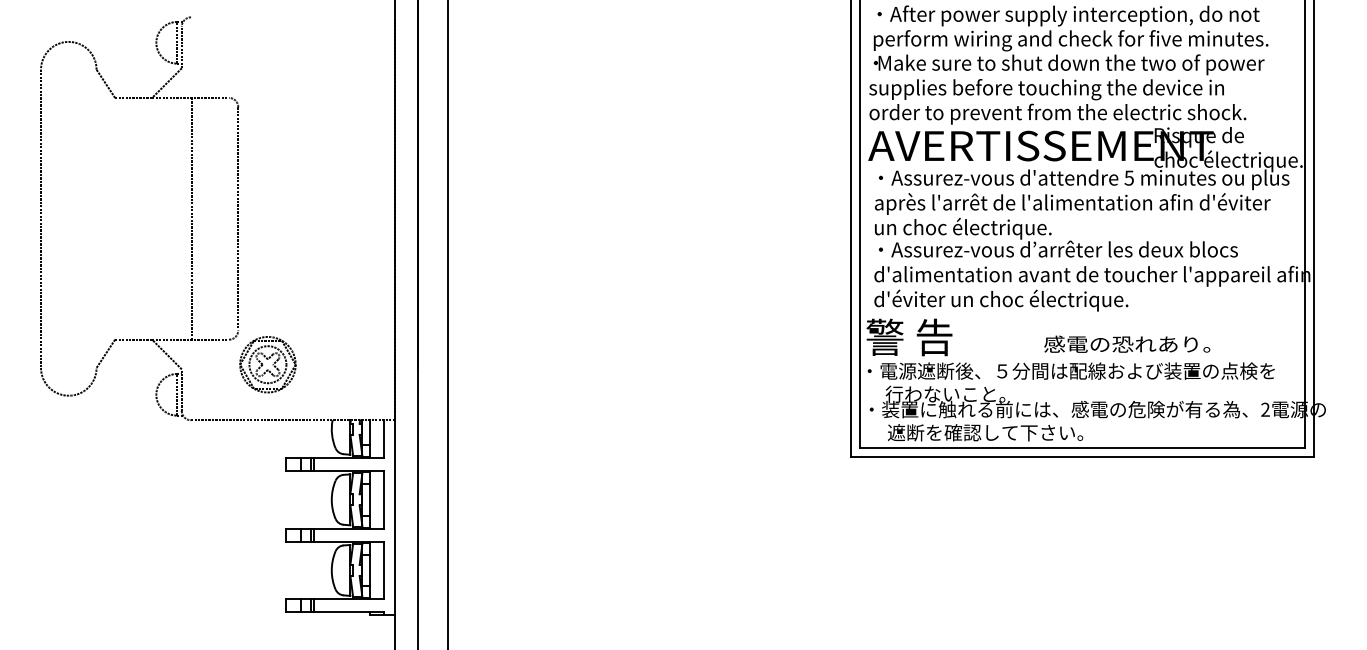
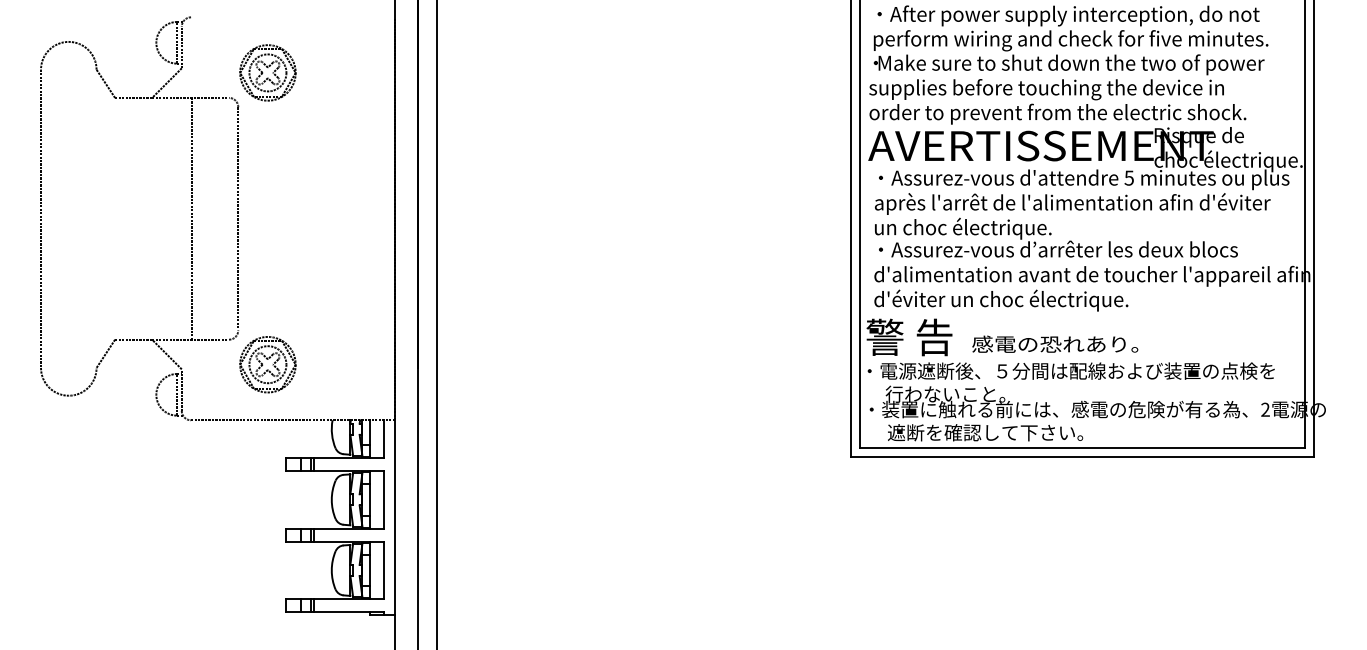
part: none -> present (267, 72)
line position: (447, 324) -> (436, 324) (436, 324)
text position: (1127, 343) -> (1055, 343) (1055, 343)
